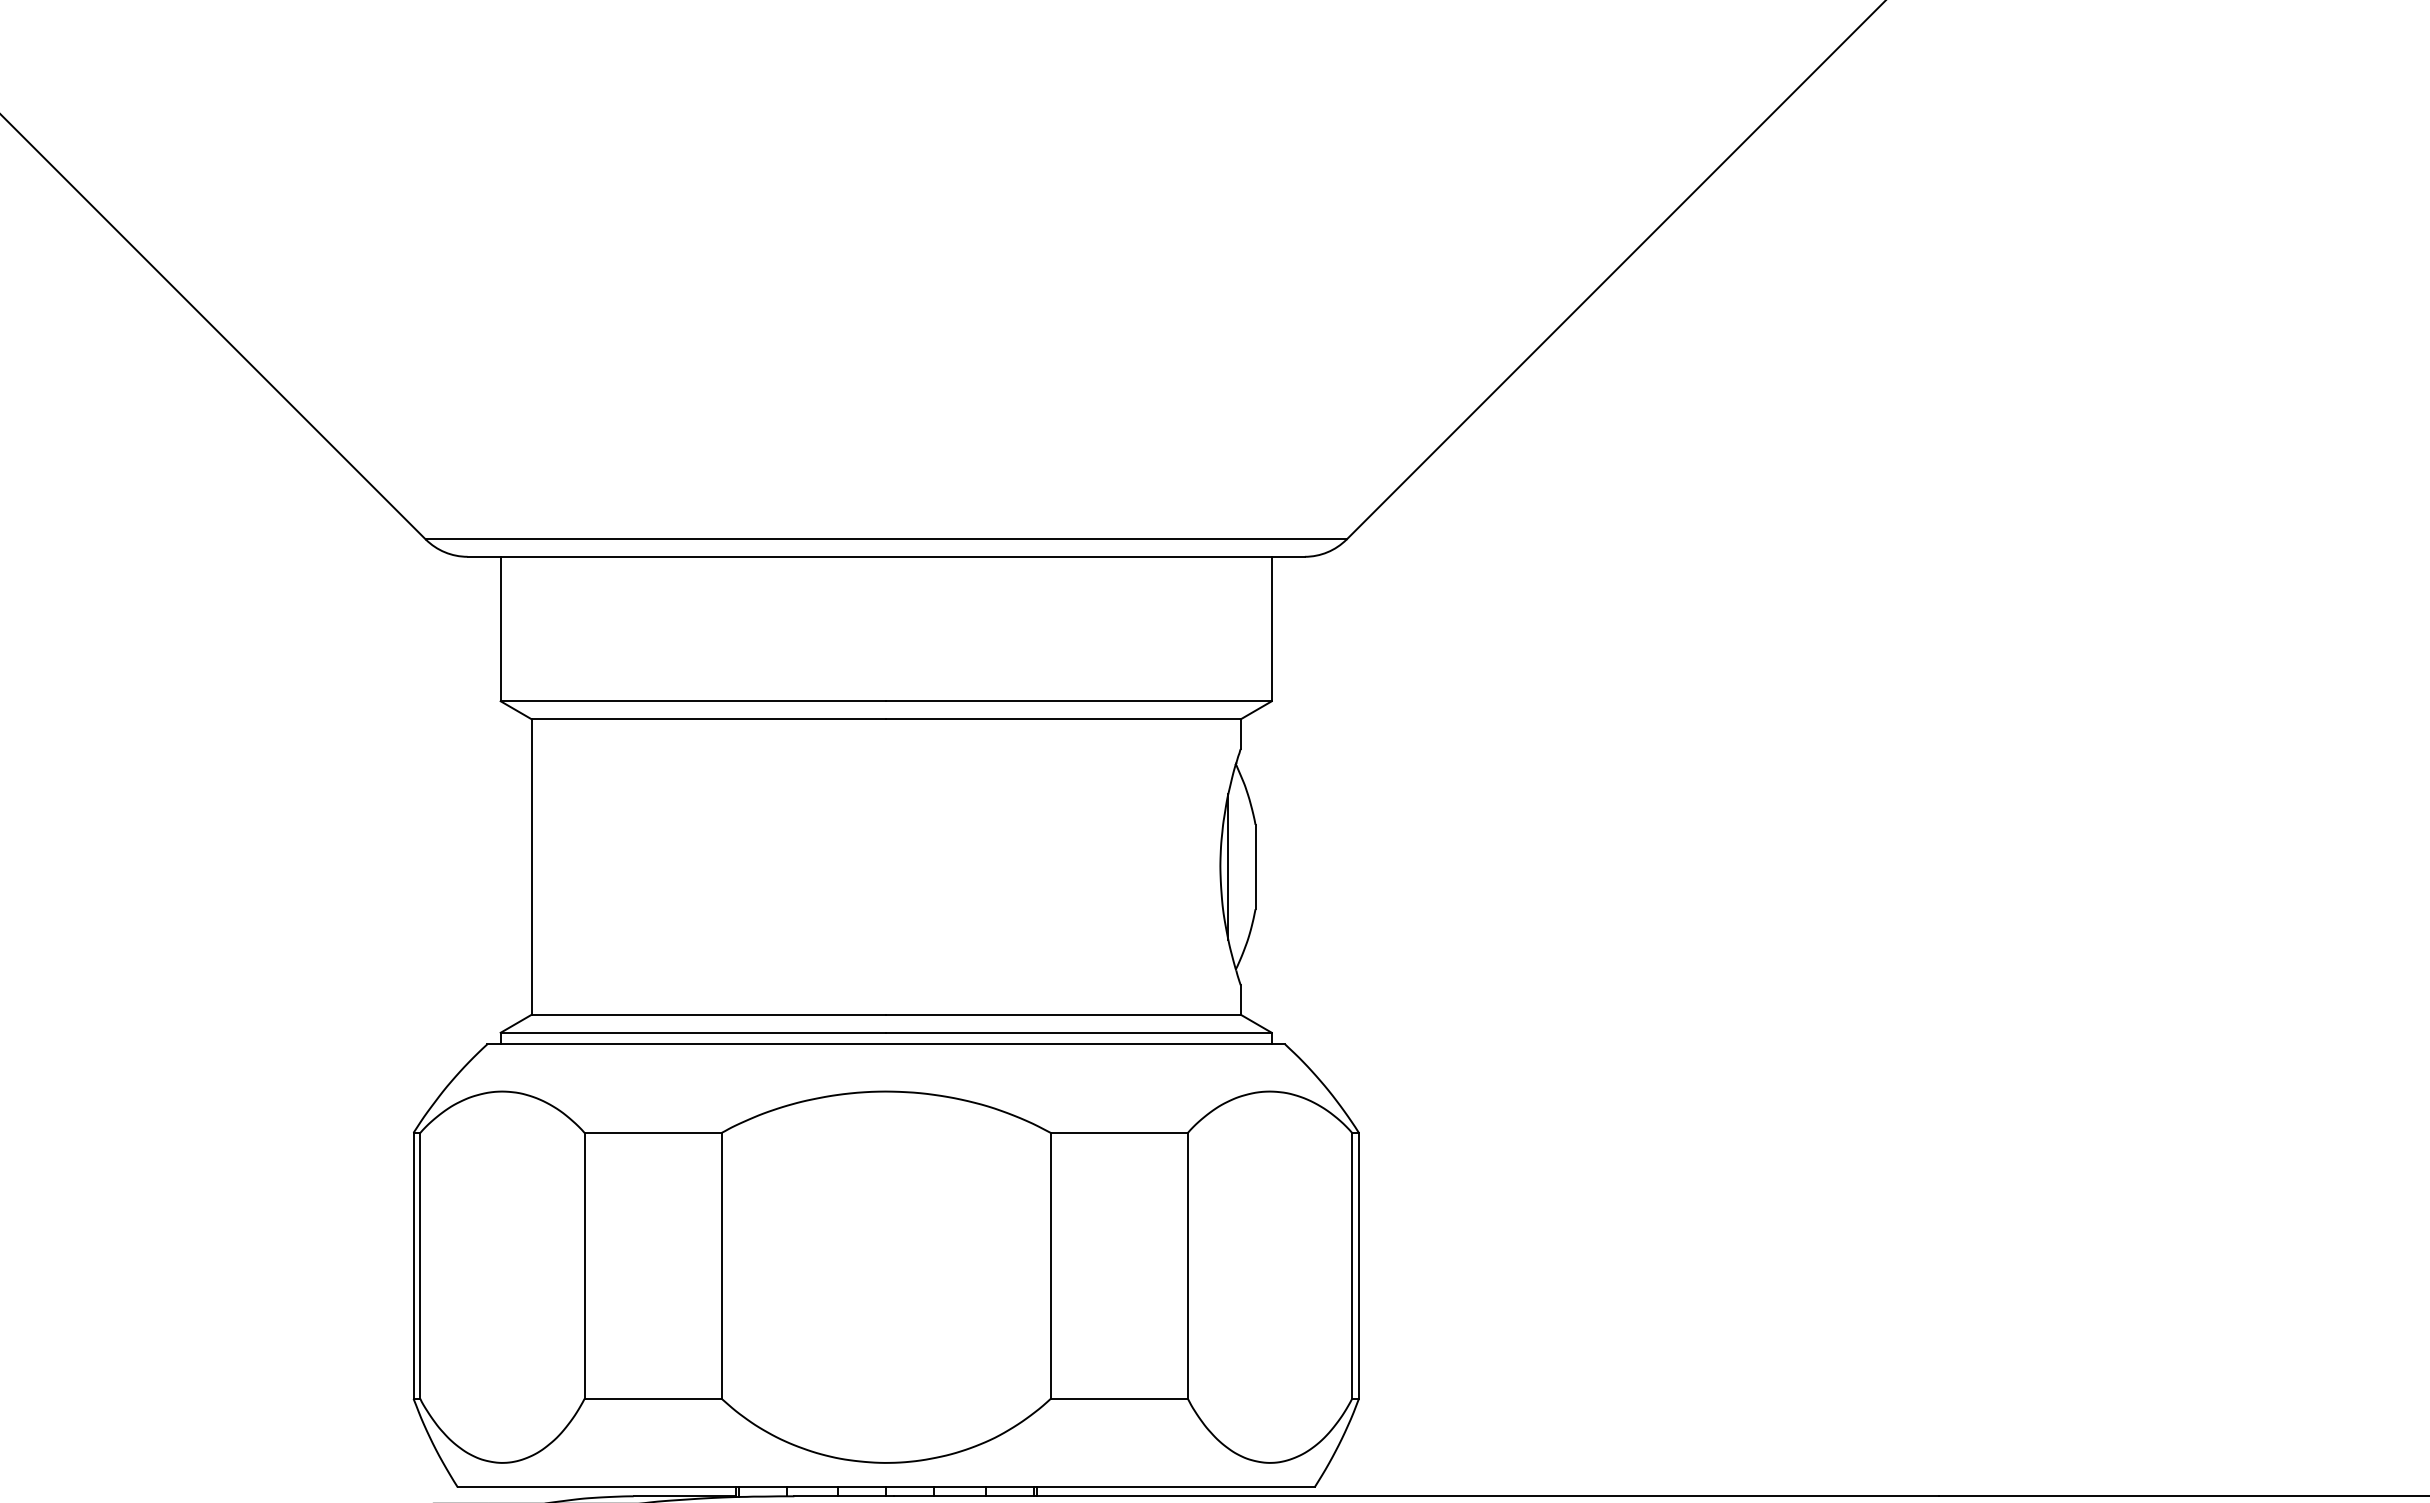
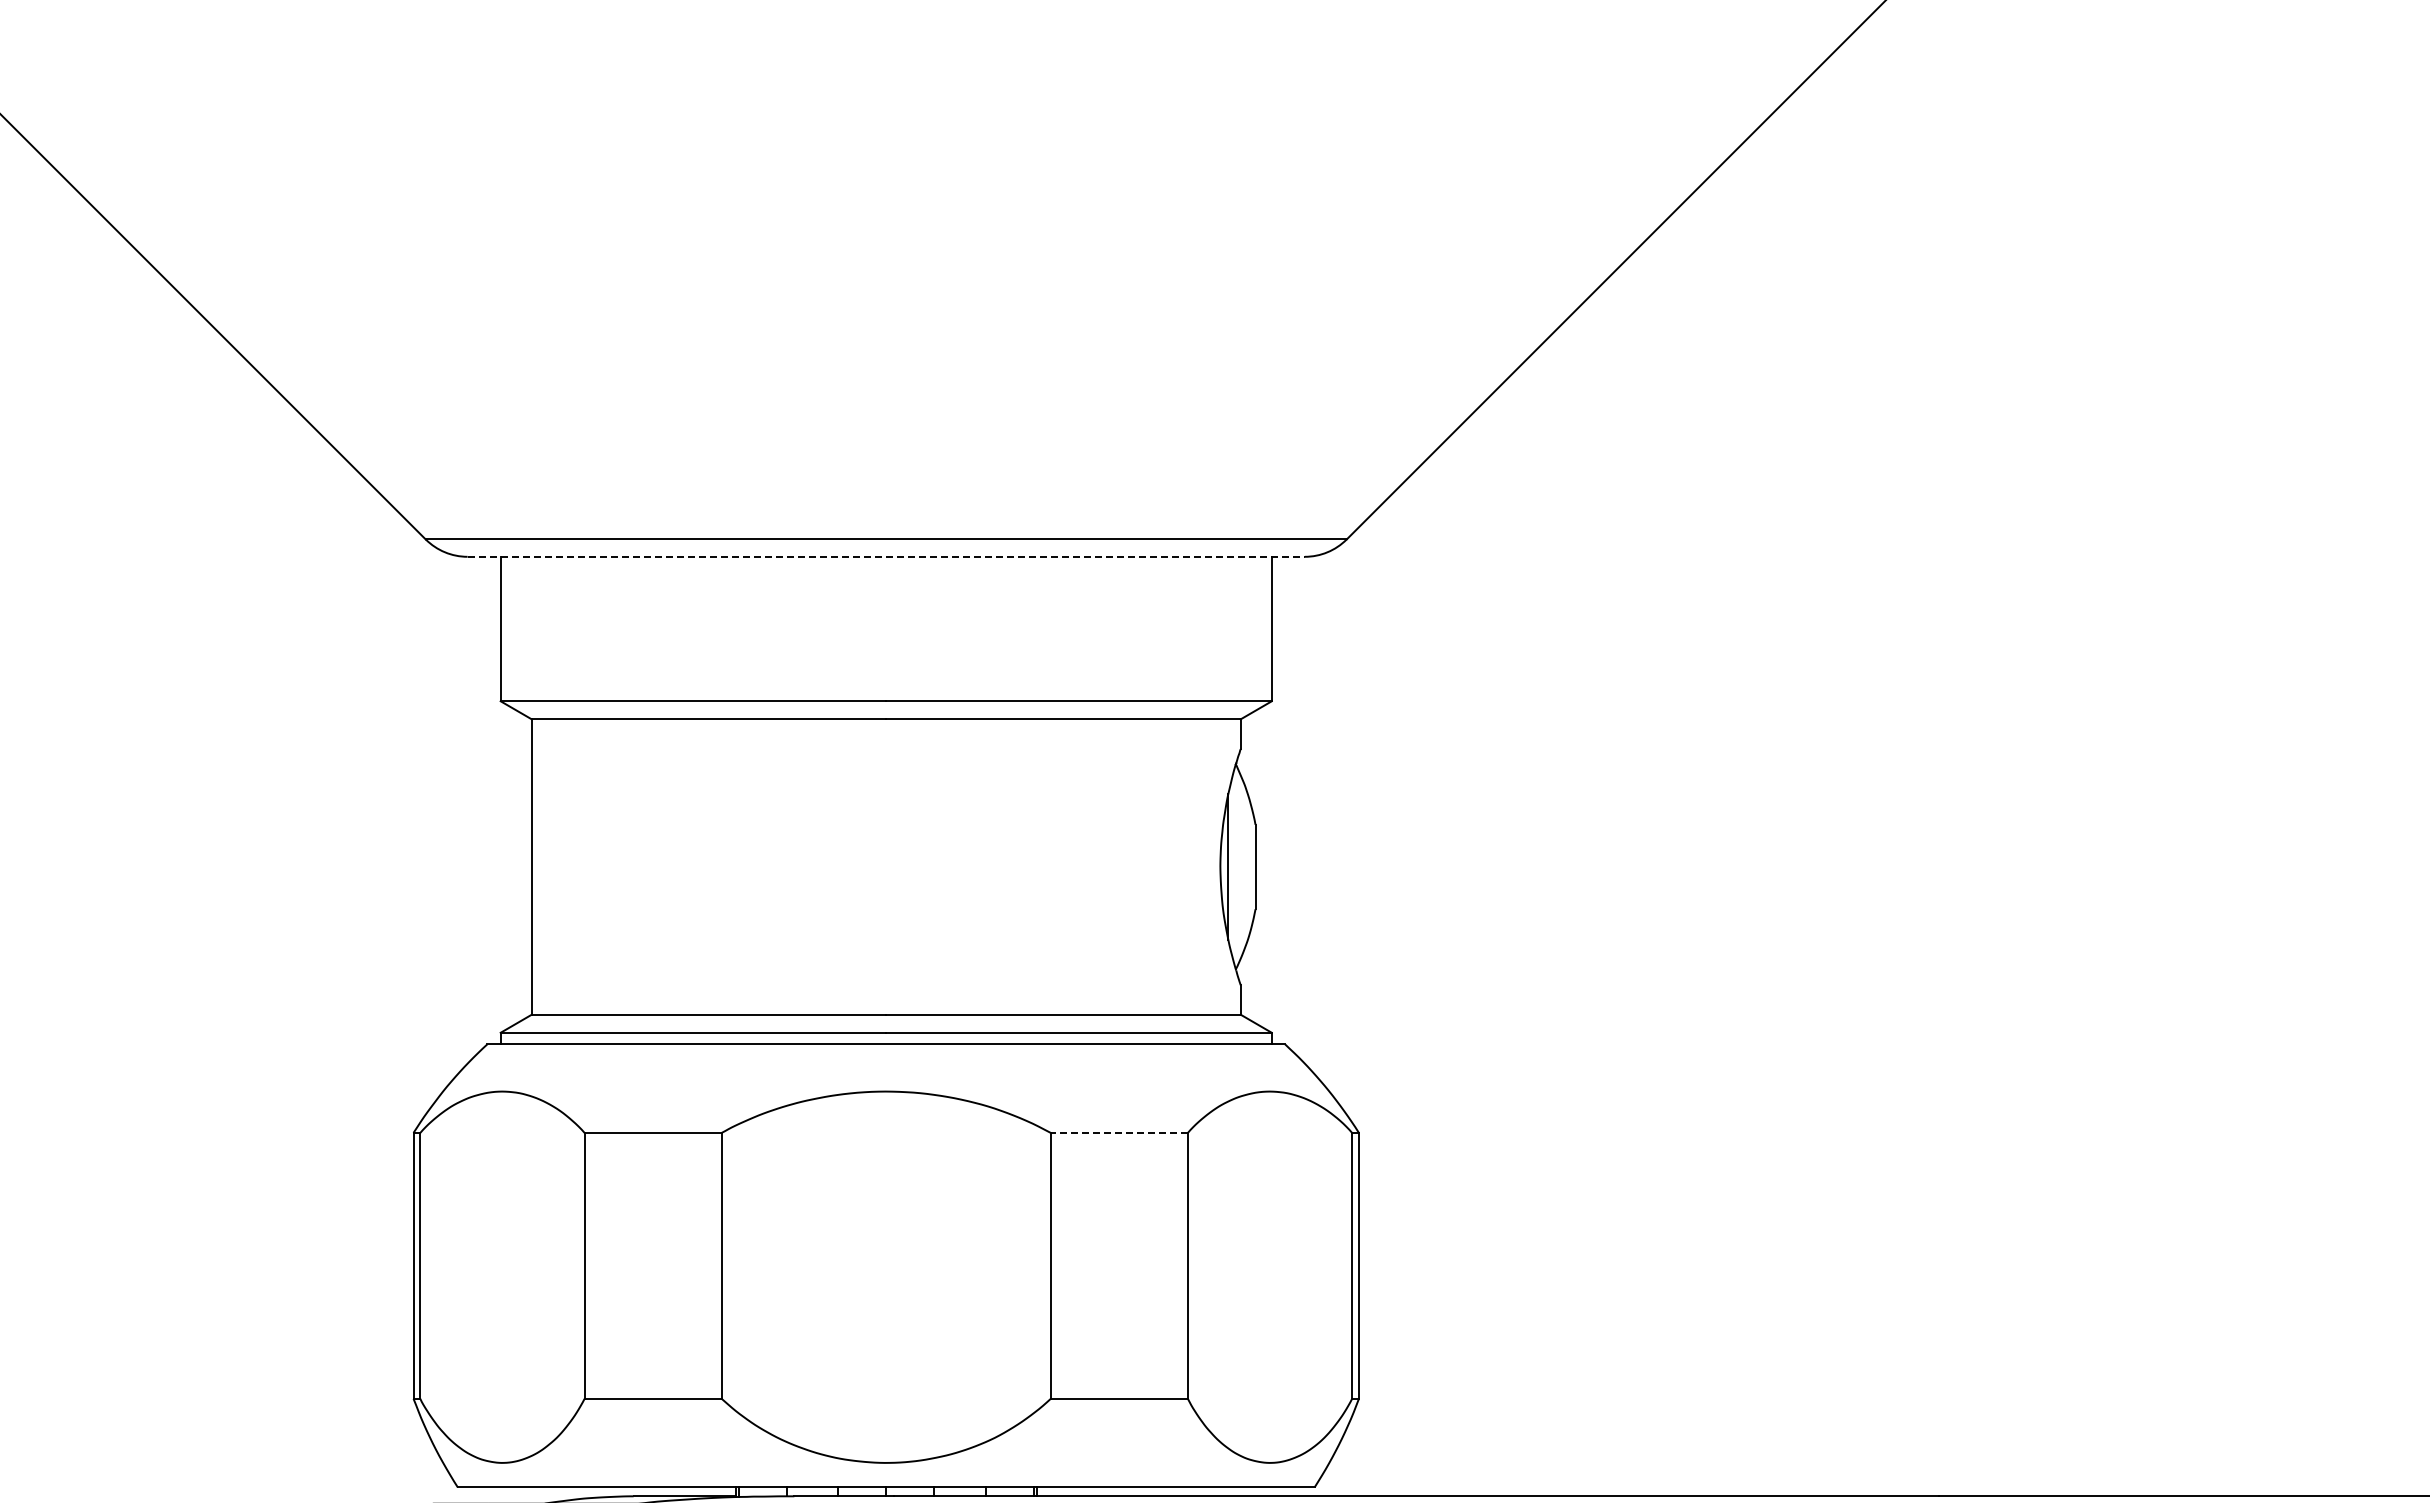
line: solid -> dashed (886, 556)
line: solid -> dashed (1119, 1132)
